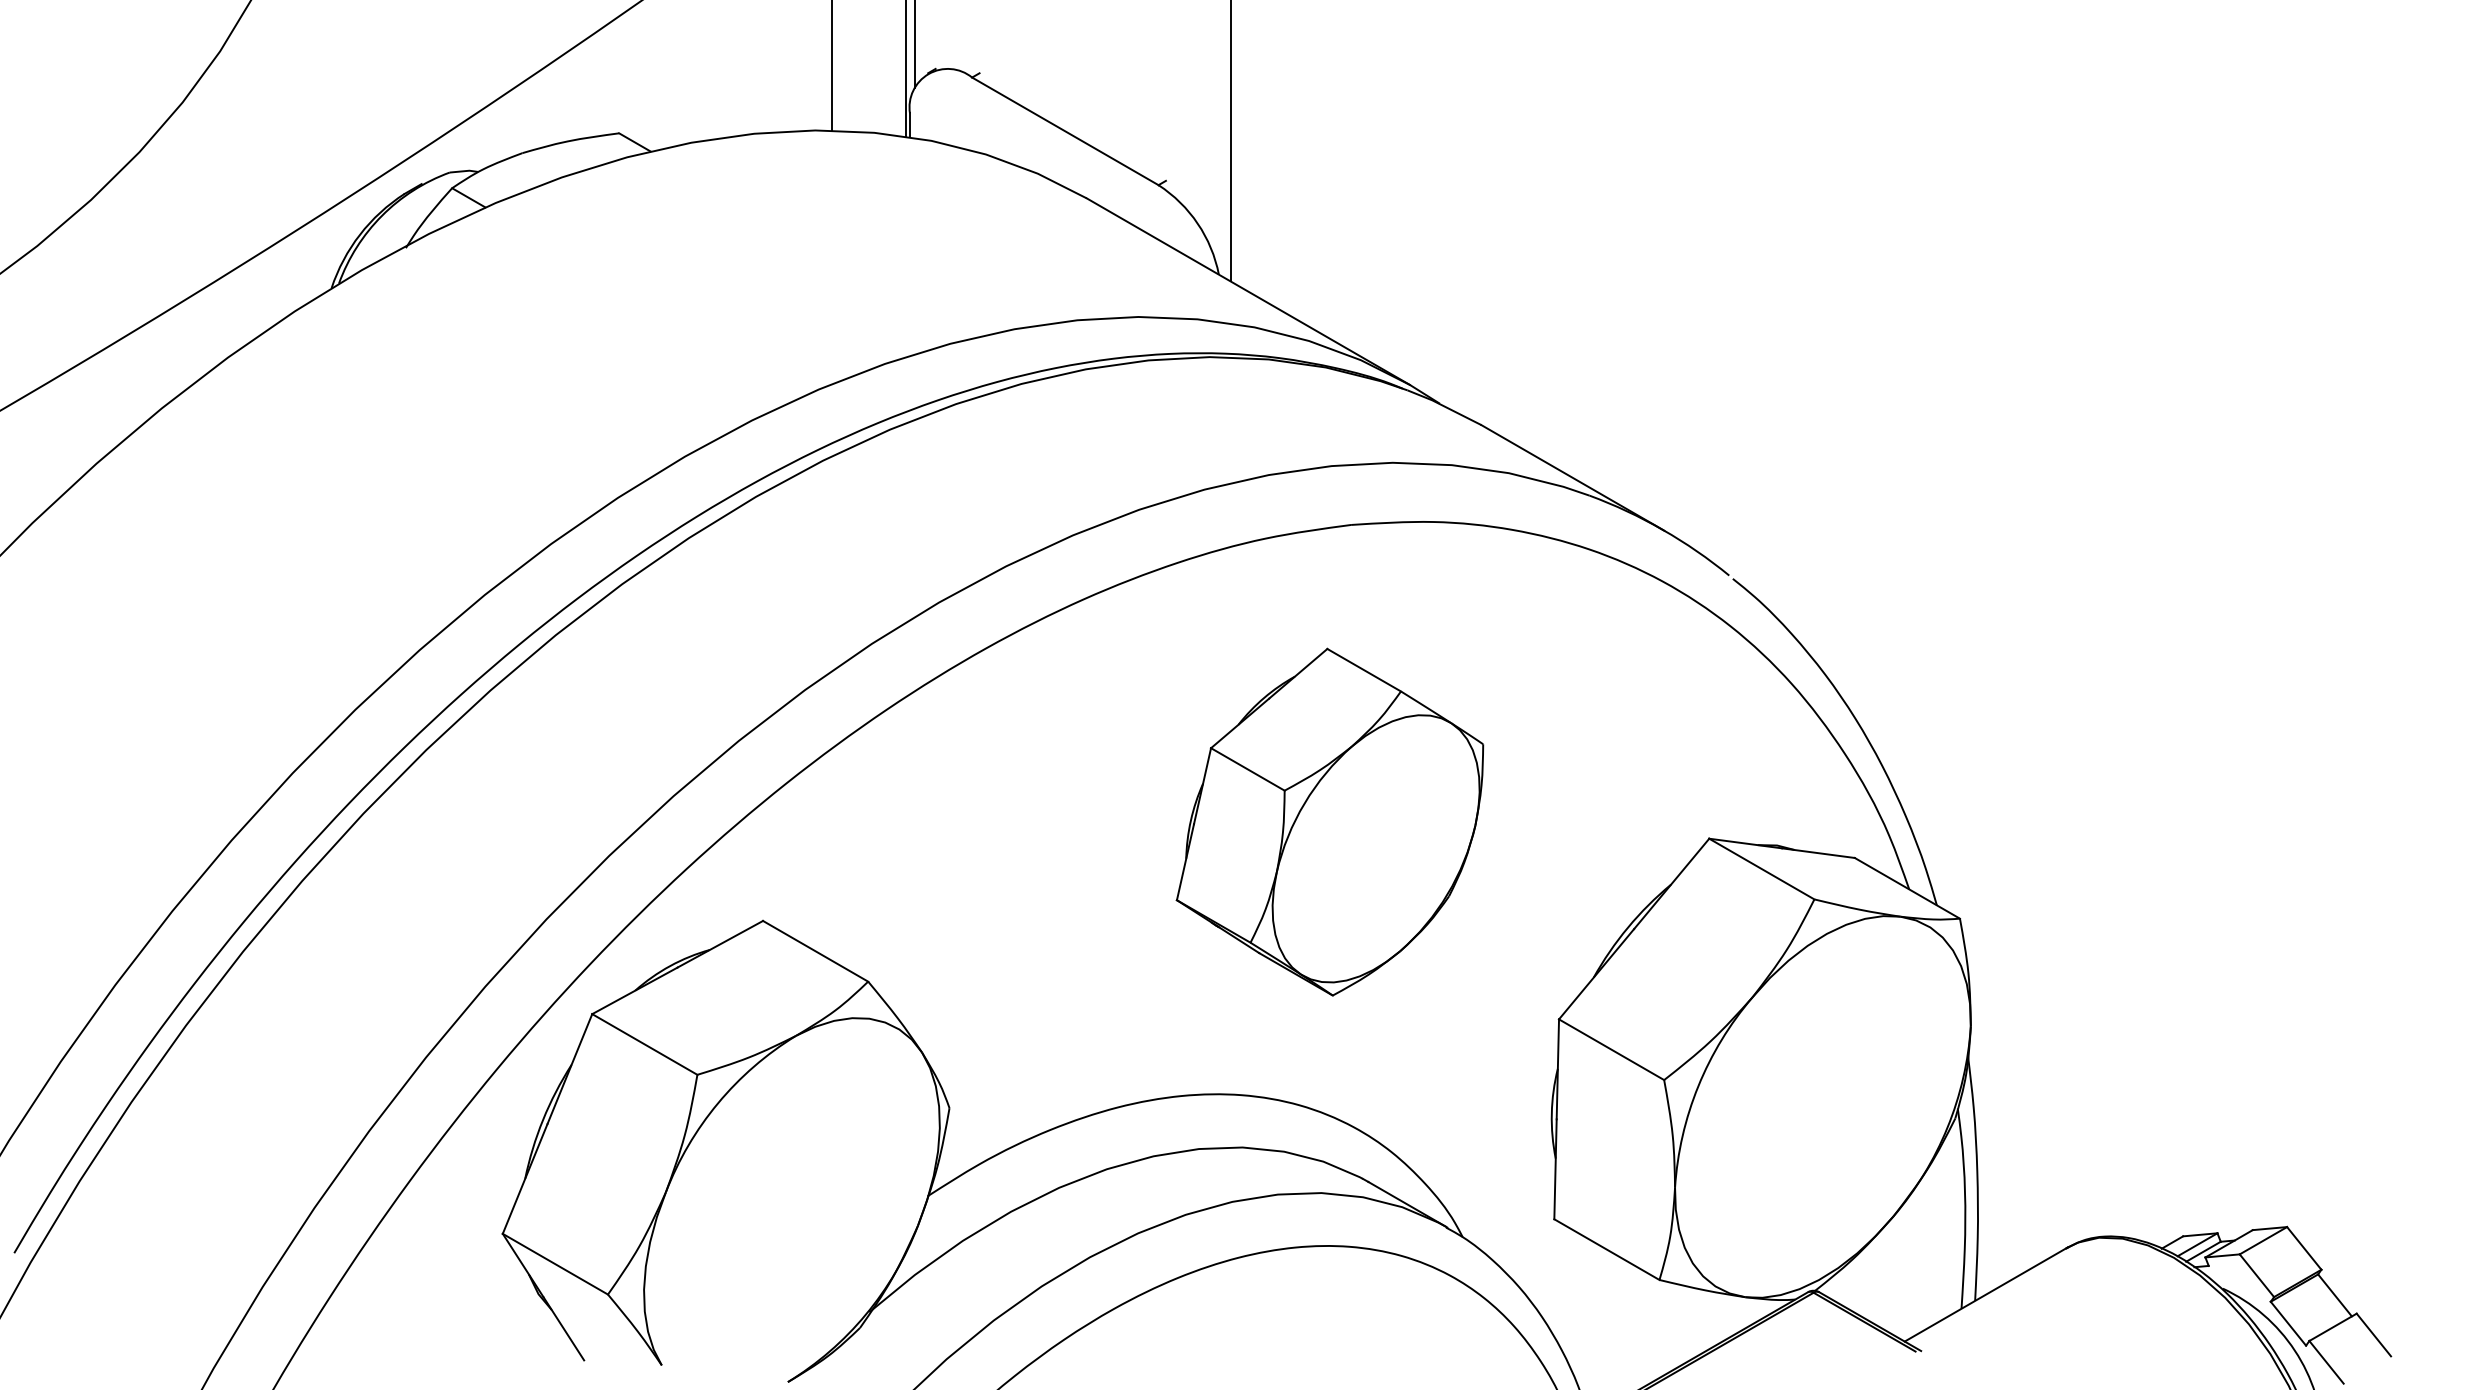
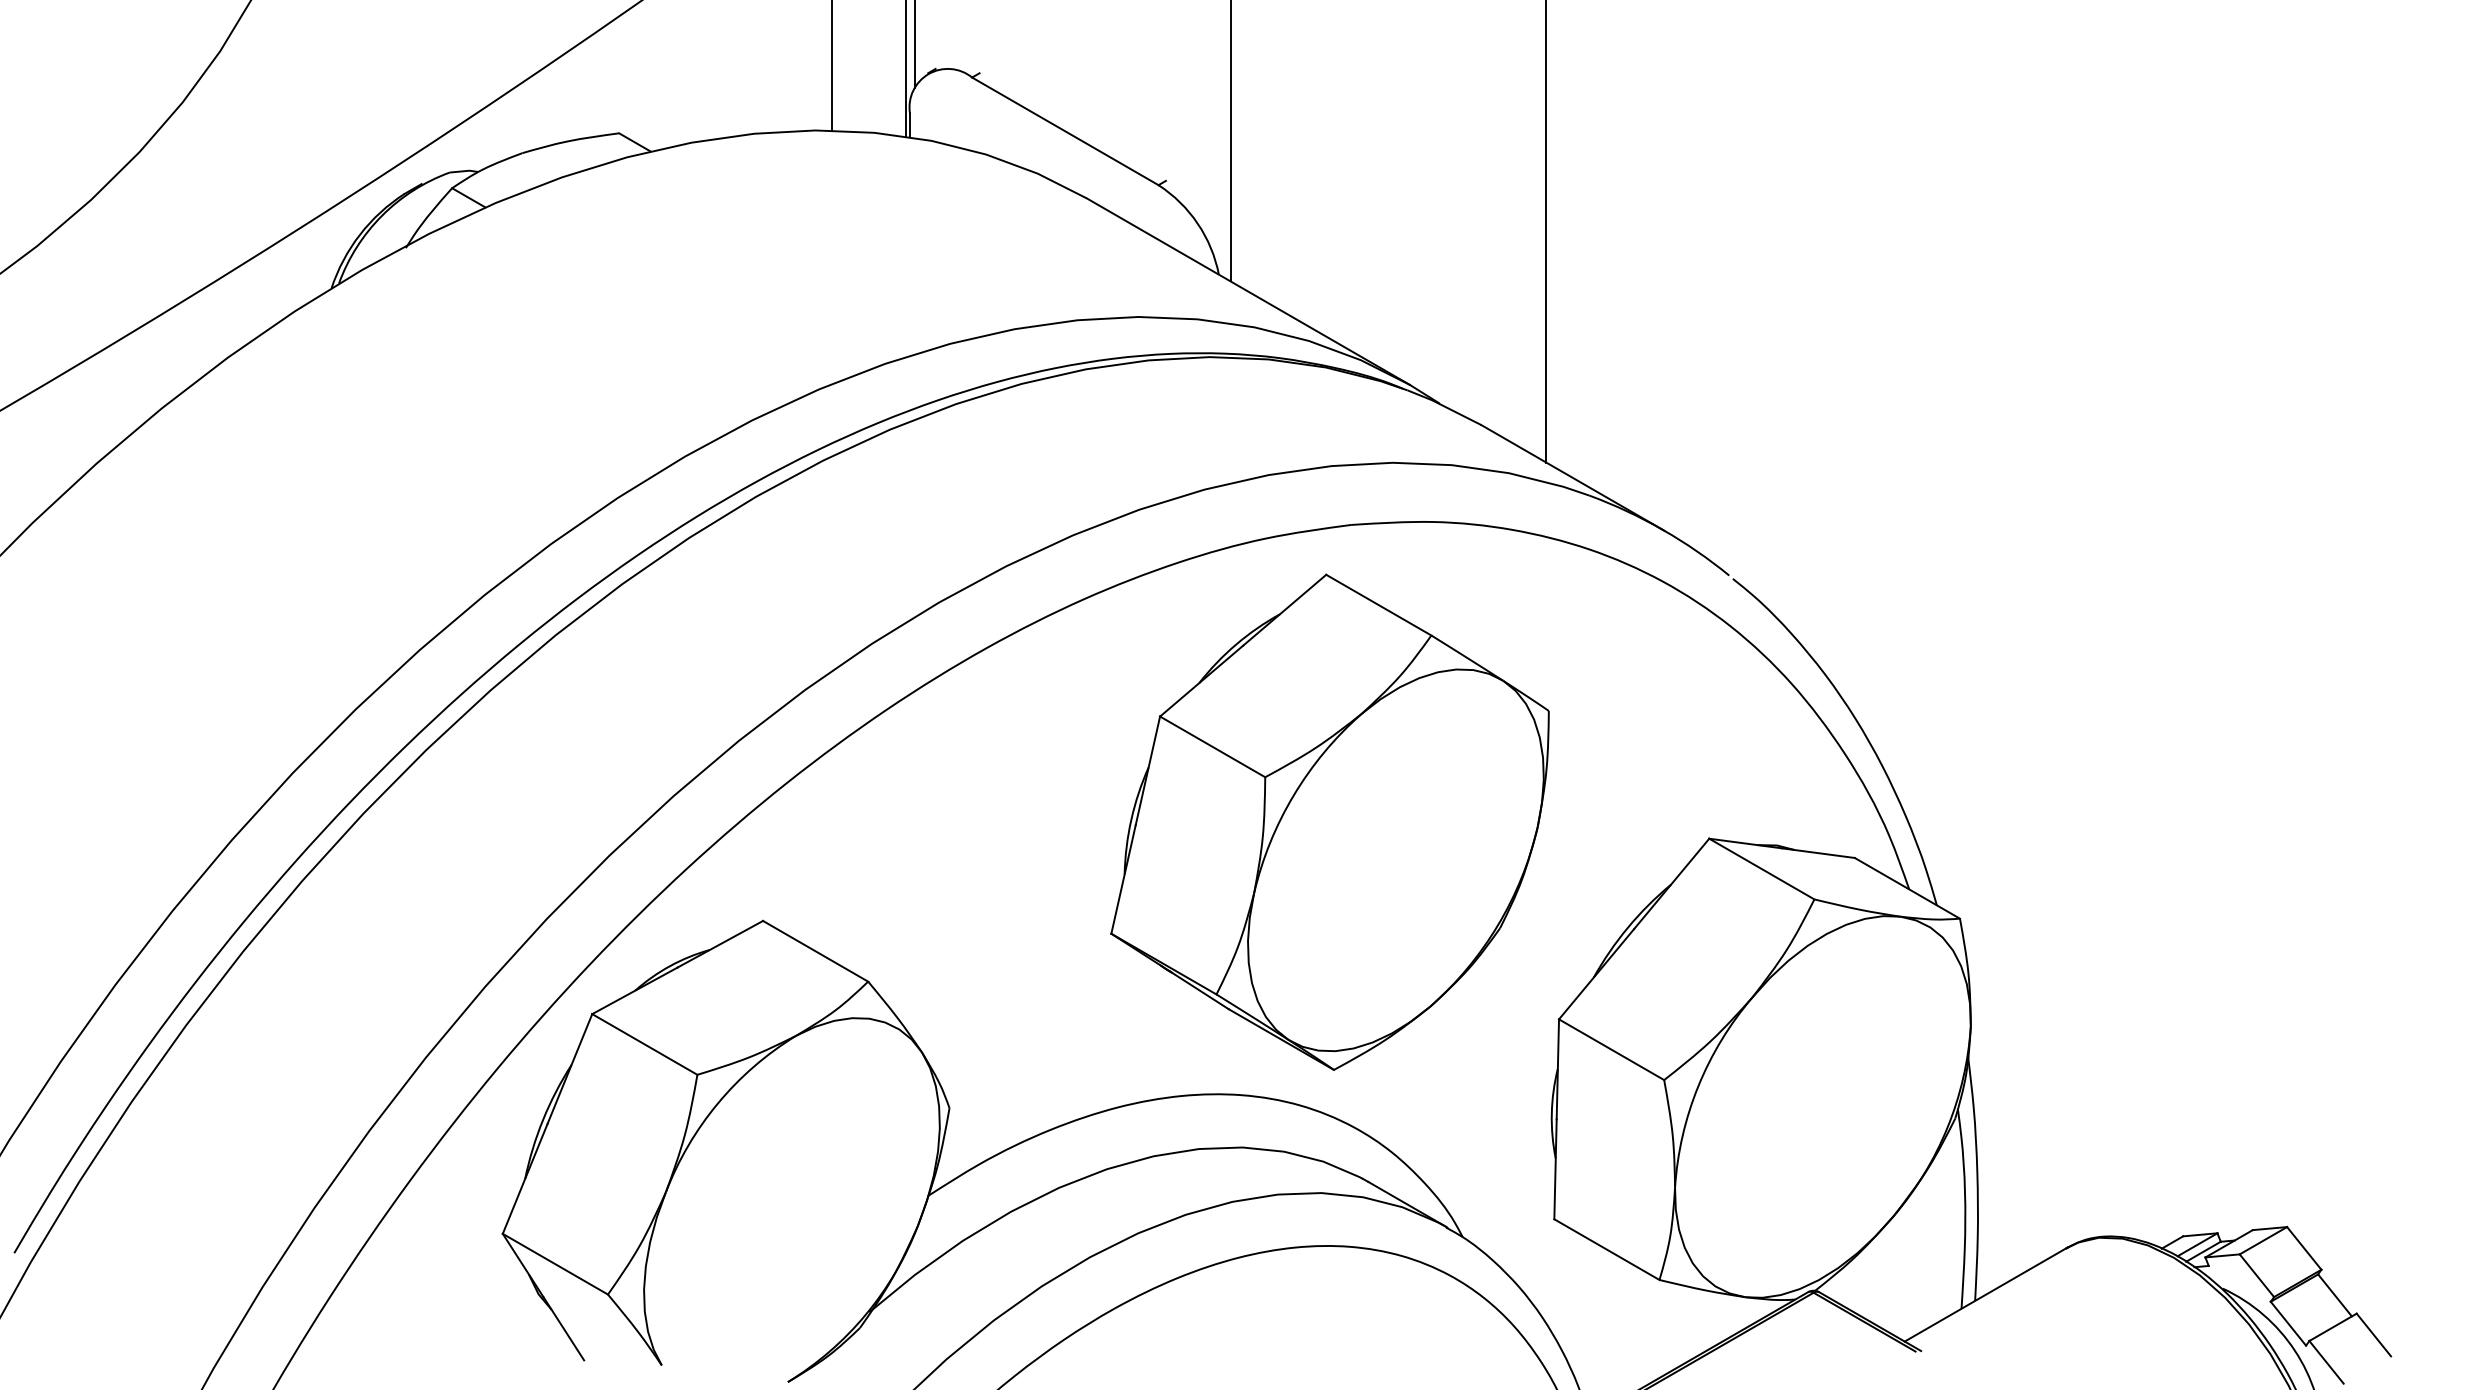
line: none -> present (1546, 232)
part size: 310x350 px -> 440x498 px (1329, 821)
